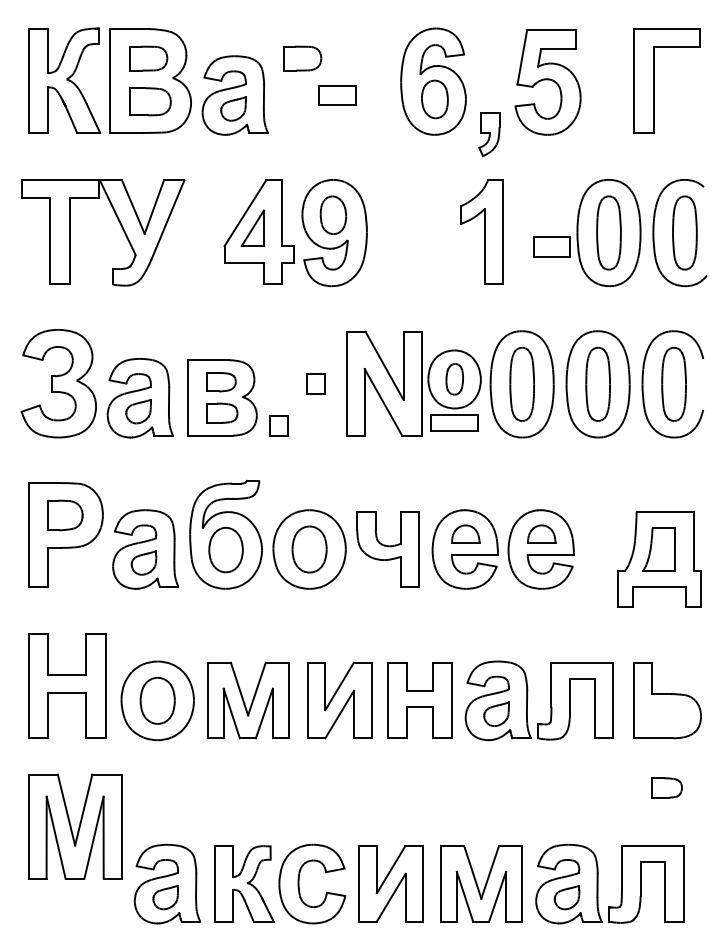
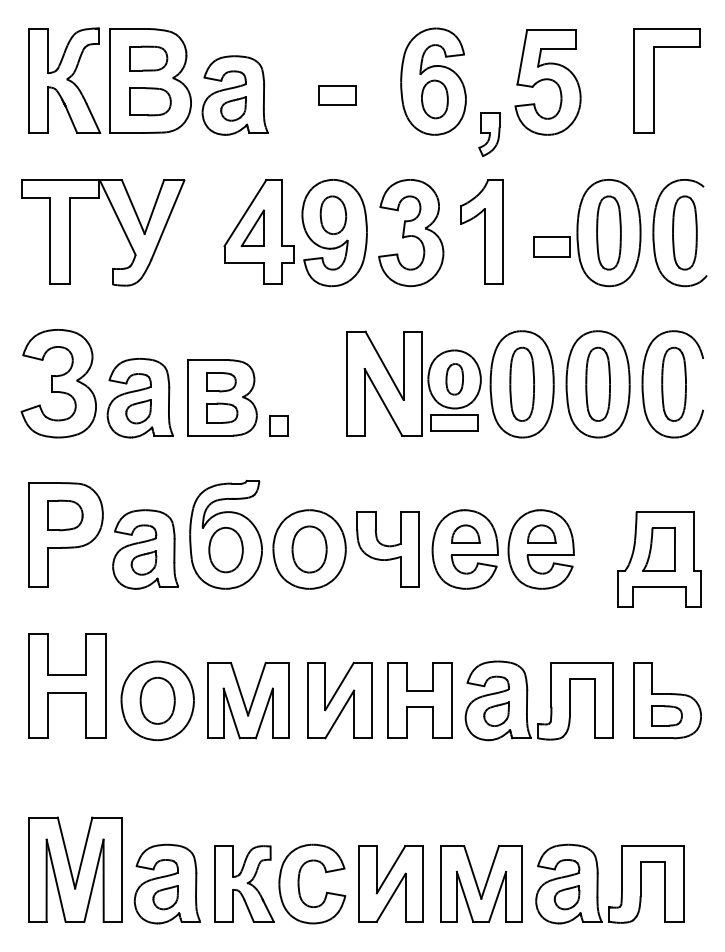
part: present -> none (302, 58)
part: none -> present (411, 233)
part: present -> none (315, 383)
part position: (666, 787) -> (666, 715) (666, 715)
part position: (75, 826) -> (75, 869) (75, 869)
